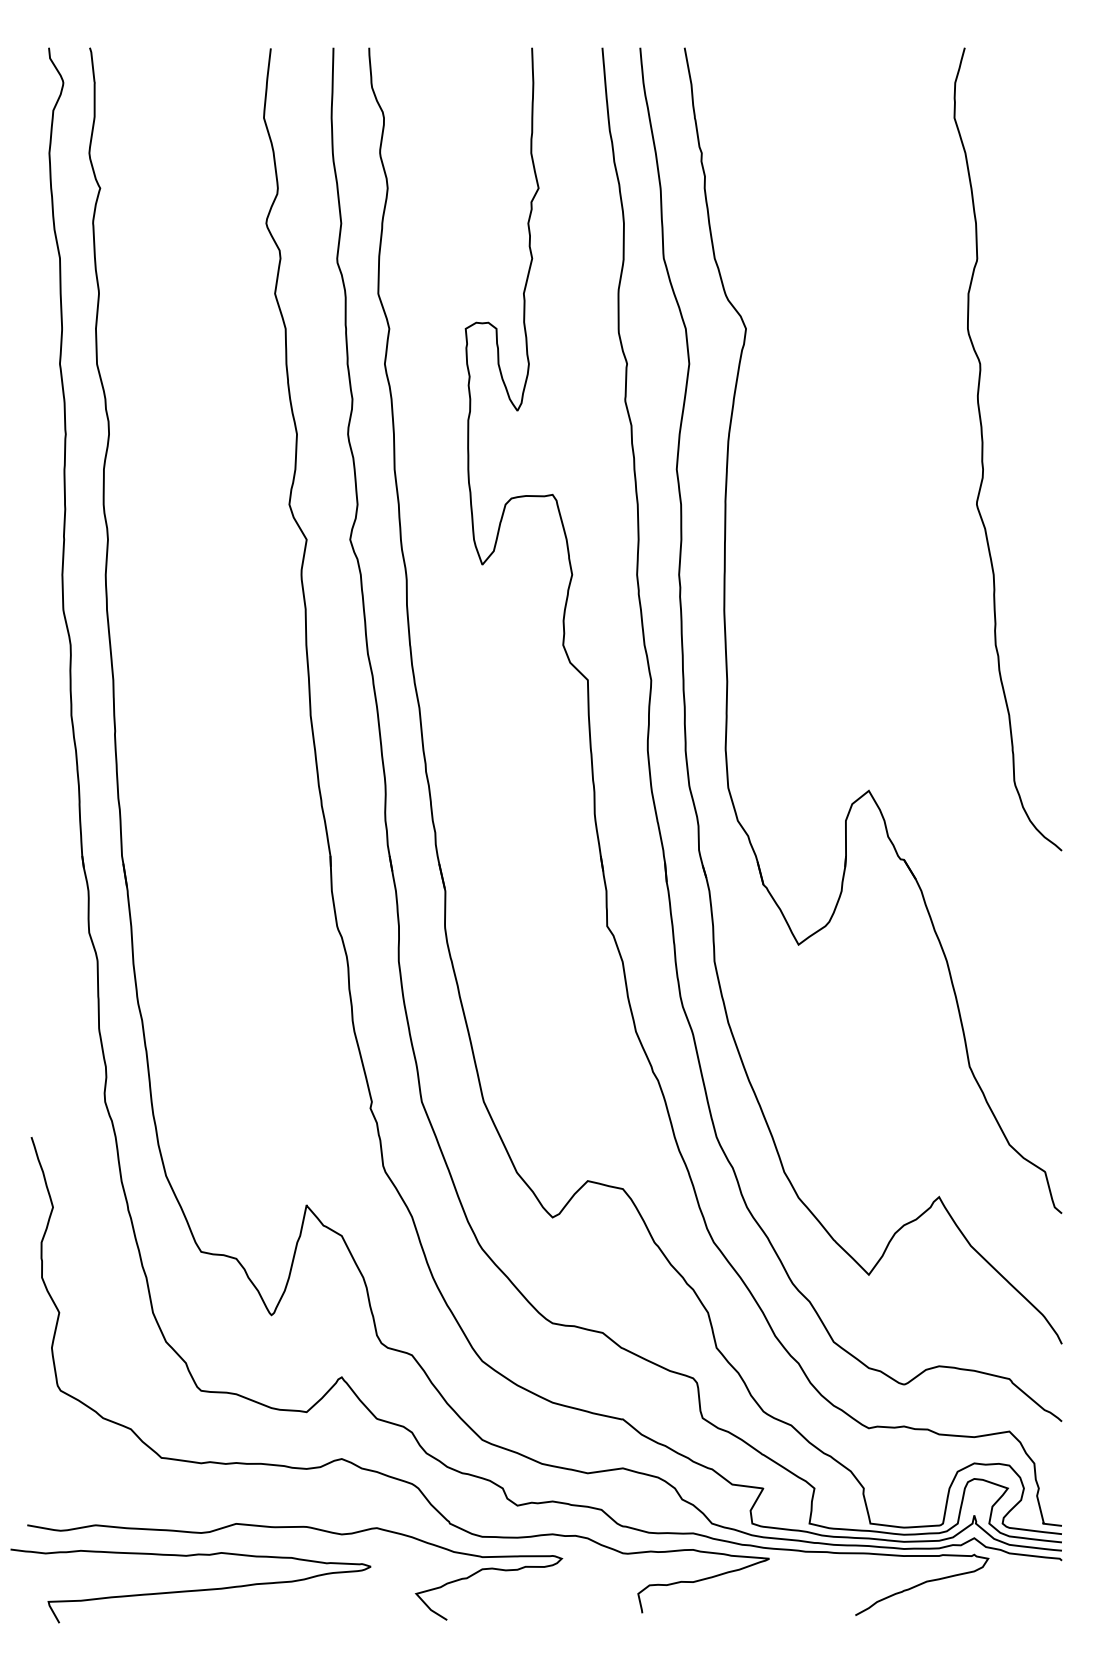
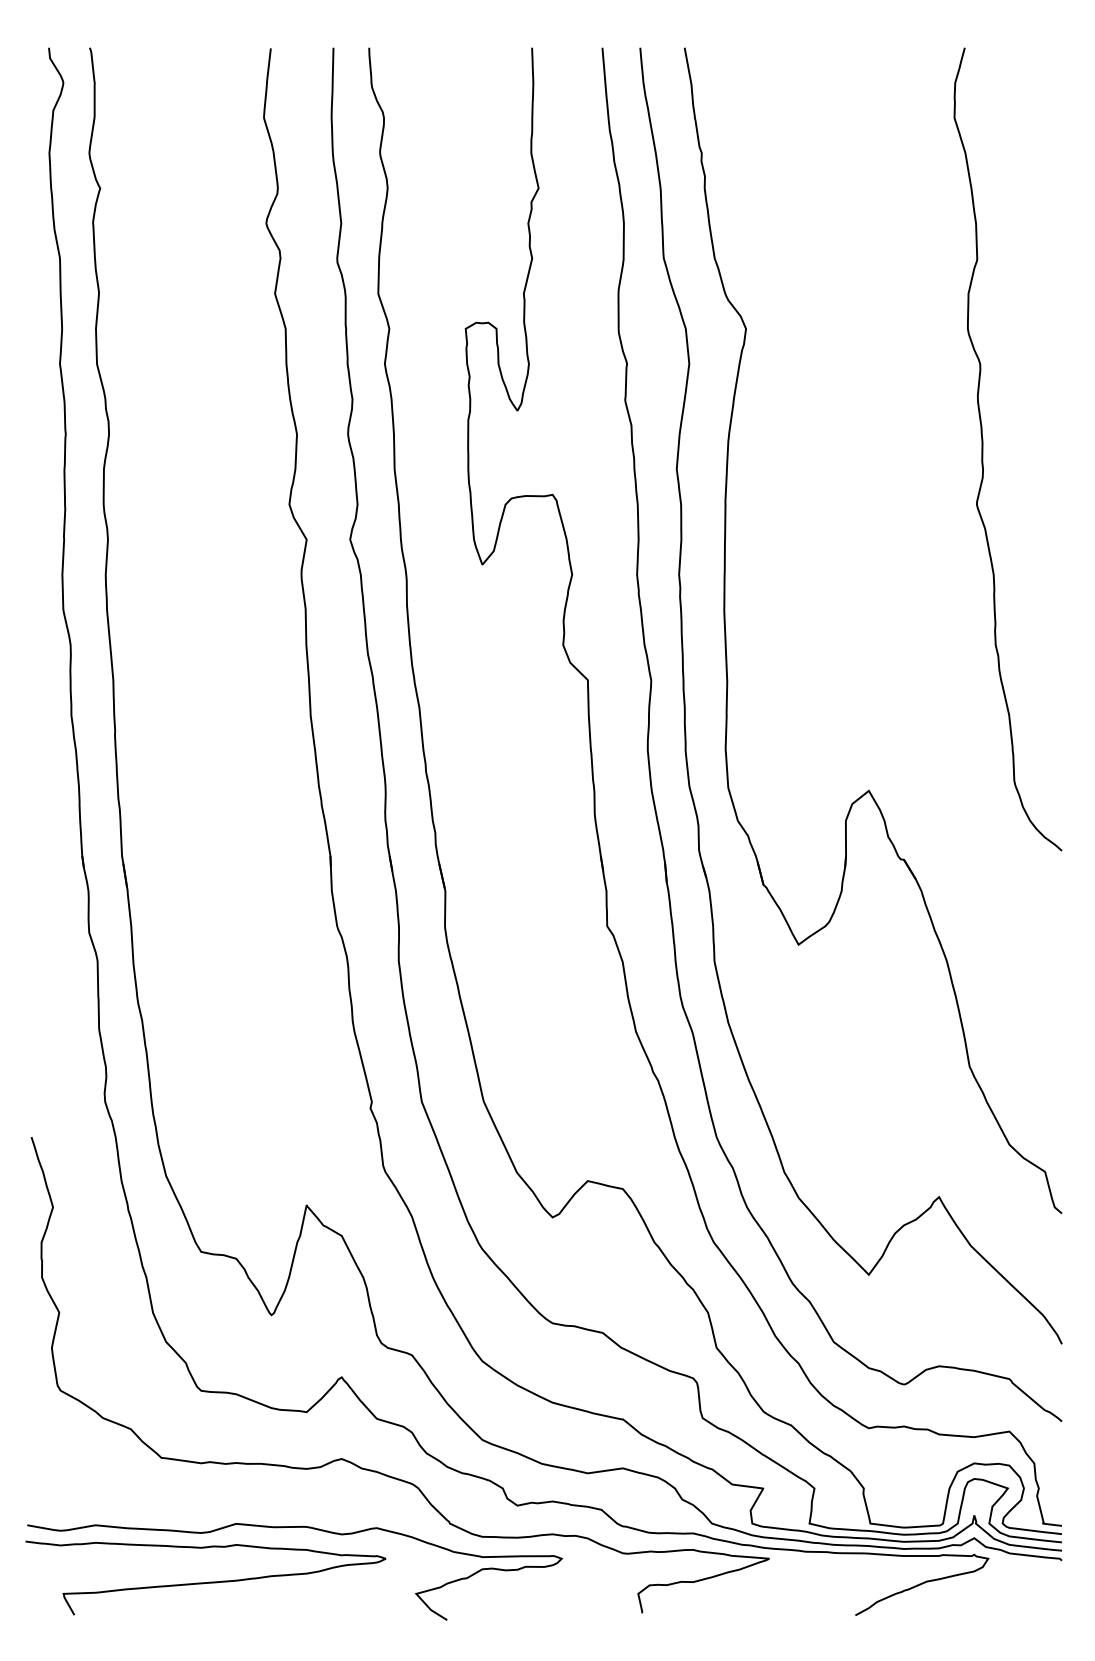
curve position: (190, 1590) -> (205, 1582) (205, 1582)
